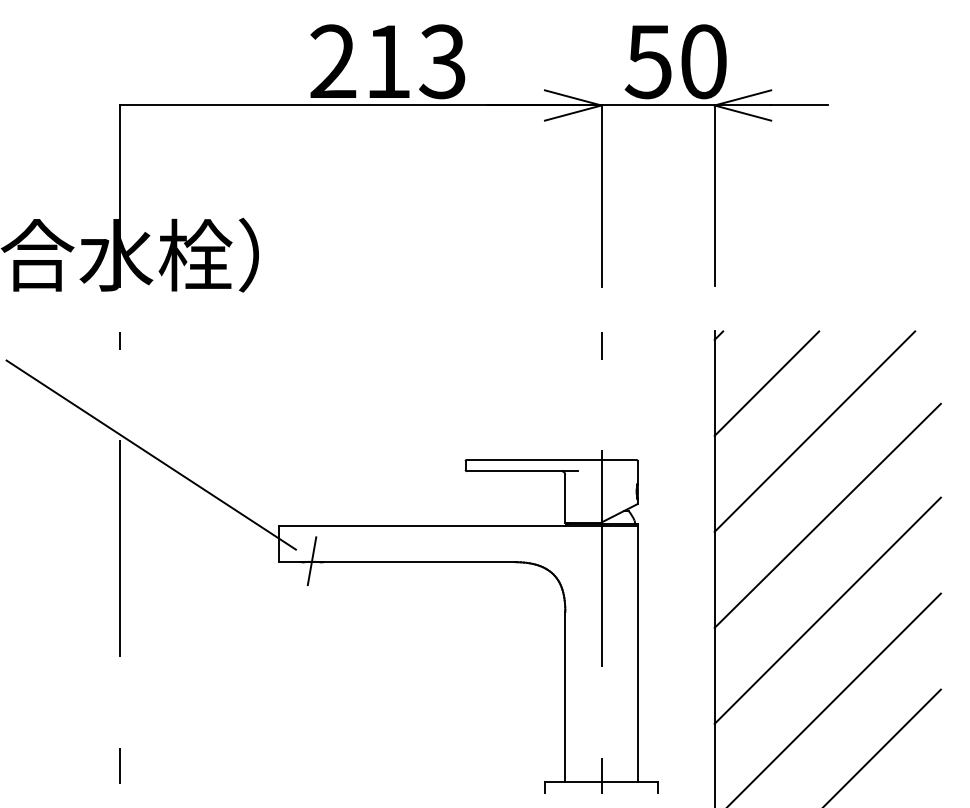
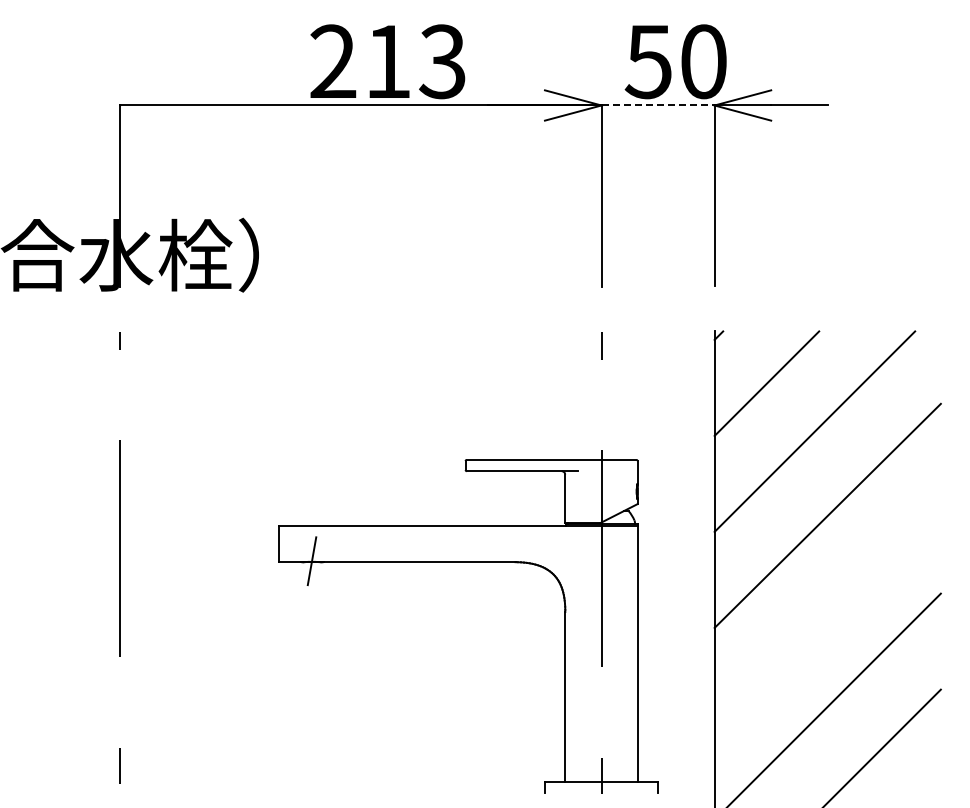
line: solid -> dashed (658, 105)
line: present -> none (150, 454)
line: present -> none (827, 610)
